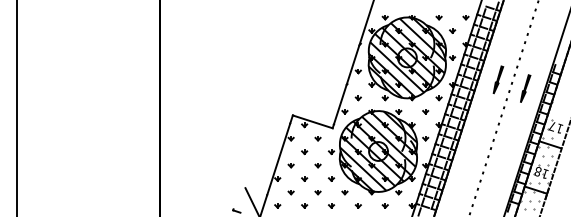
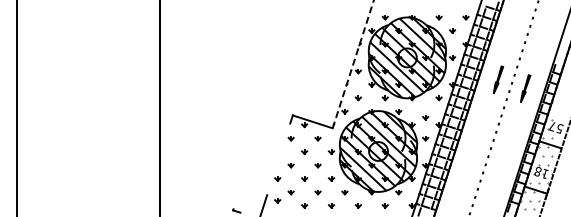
line: solid -> dashed (353, 64)
part position: (425, 111) -> (425, 117) (425, 117)
text: 17 -> 57 (559, 128)
line: present -> none (278, 159)
line: present -> none (251, 200)
part position: (277, 205) -> (277, 200) (277, 200)
